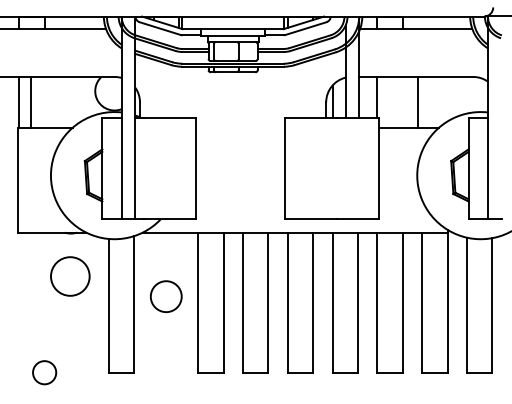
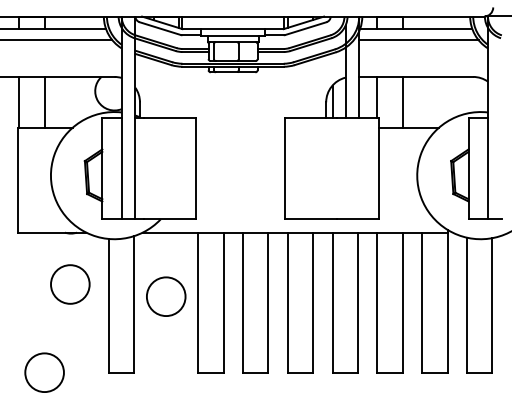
line: none -> present (57, 40)
line: none -> present (418, 40)
line position: (30, 101) -> (44, 101) (44, 101)
line position: (417, 101) -> (402, 101) (402, 101)
circle position: (70, 276) -> (70, 284) (70, 284)
circle size: 34x33 px -> 41x41 px (166, 296)
circle diameter: 23 px -> 39 px (44, 372)
